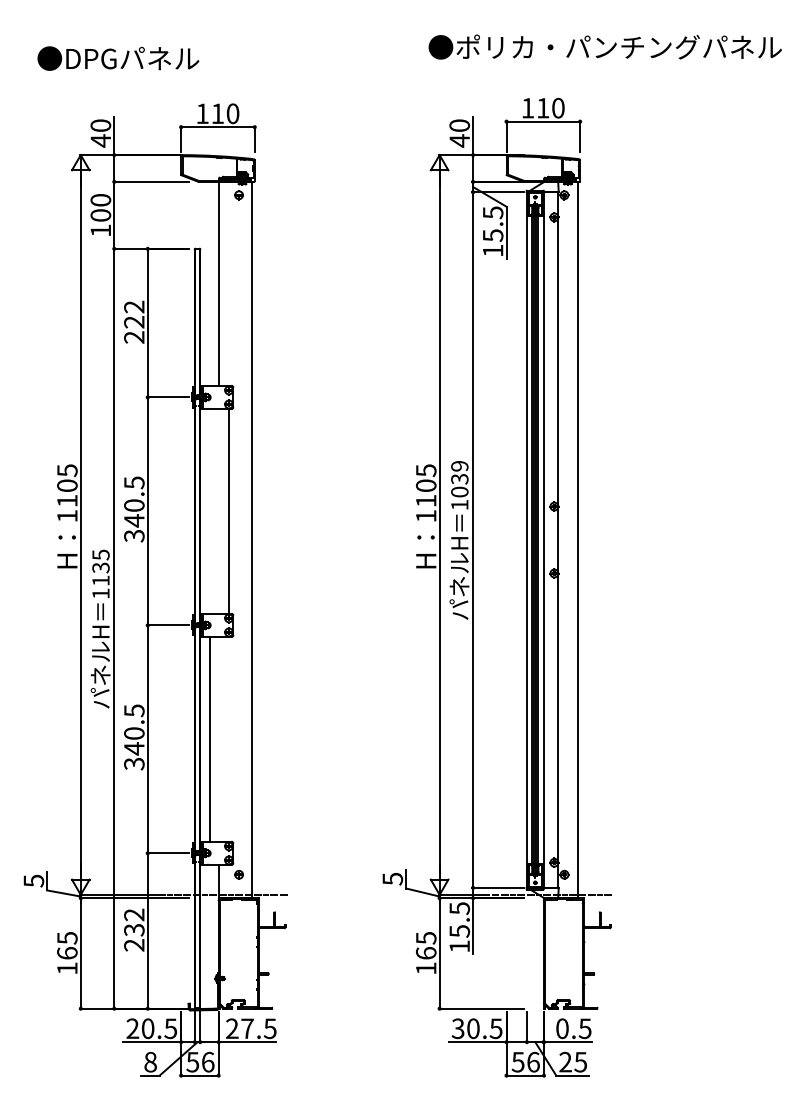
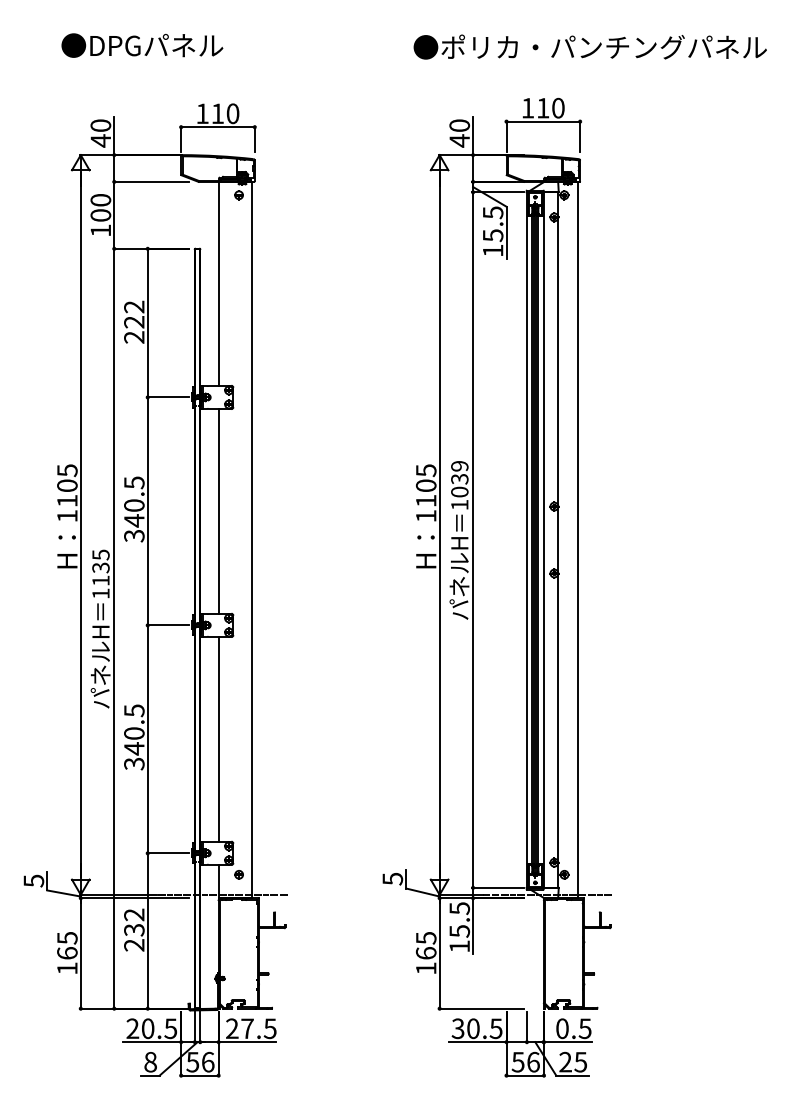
text position: (604, 46) -> (589, 46) (589, 46)
text position: (118, 58) -> (142, 45) (142, 45)
line position: (228, 511) -> (218, 511) (218, 511)
line position: (209, 739) -> (218, 739) (218, 739)
